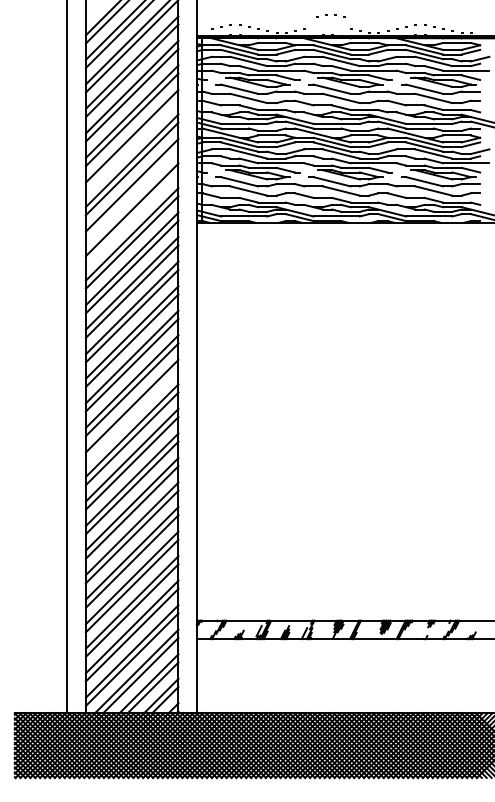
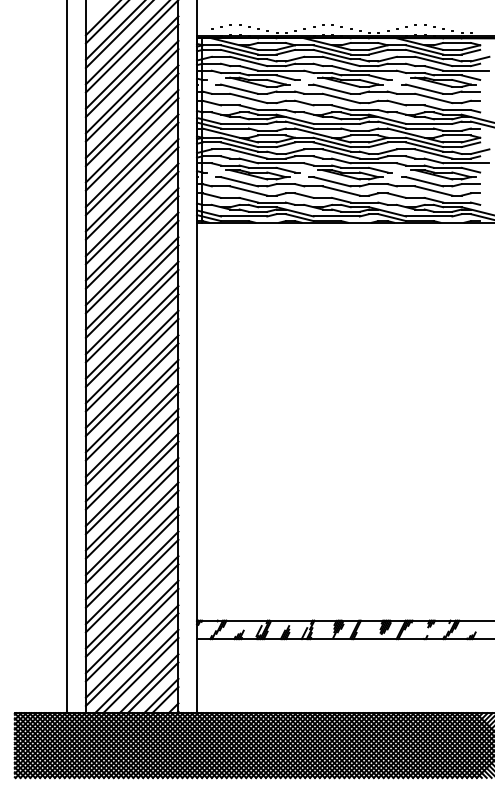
part position: (330, 15) -> (327, 25) (327, 25)
line: none -> present (131, 144)
line: none -> present (131, 193)
line: none -> present (131, 217)
line: none -> present (131, 414)
